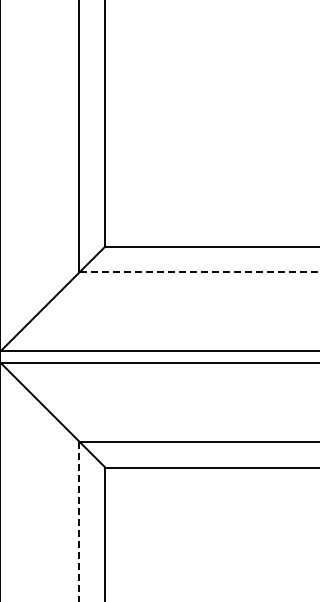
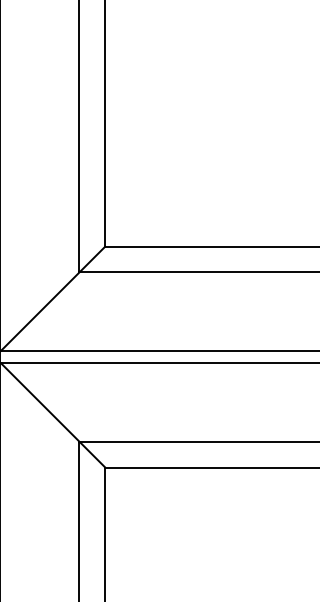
line: dashed -> solid (199, 272)
line: dashed -> solid (79, 521)
